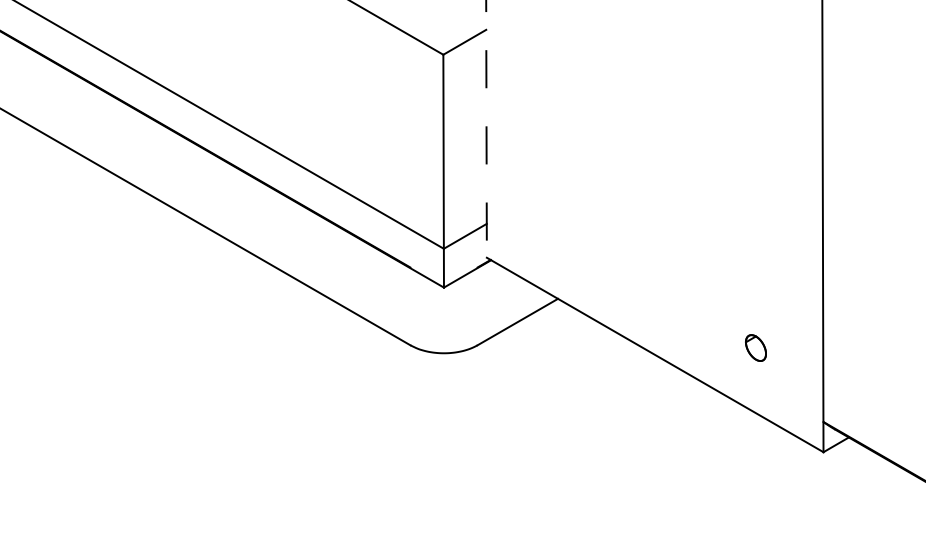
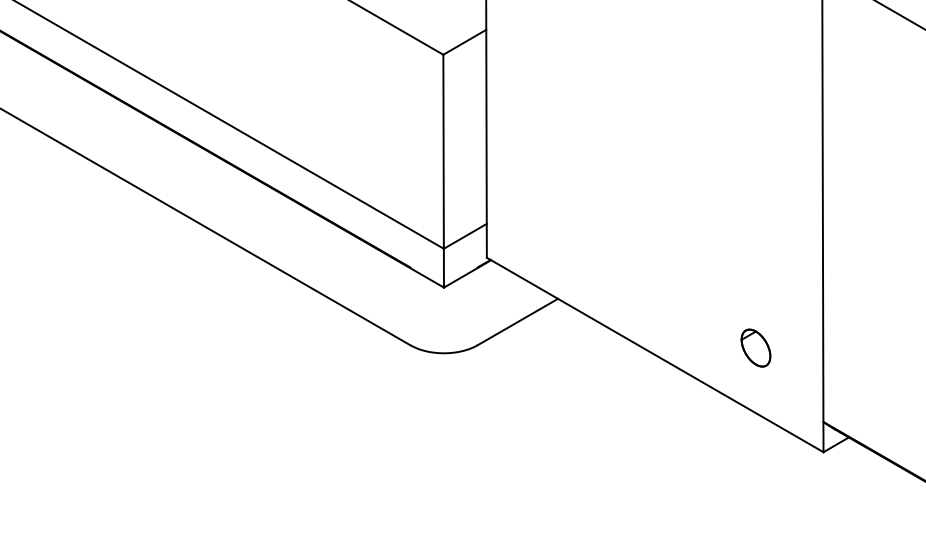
line: none -> present (899, 15)
line: dashed -> solid (486, 128)
part size: 22x28 px -> 32x40 px (755, 347)
